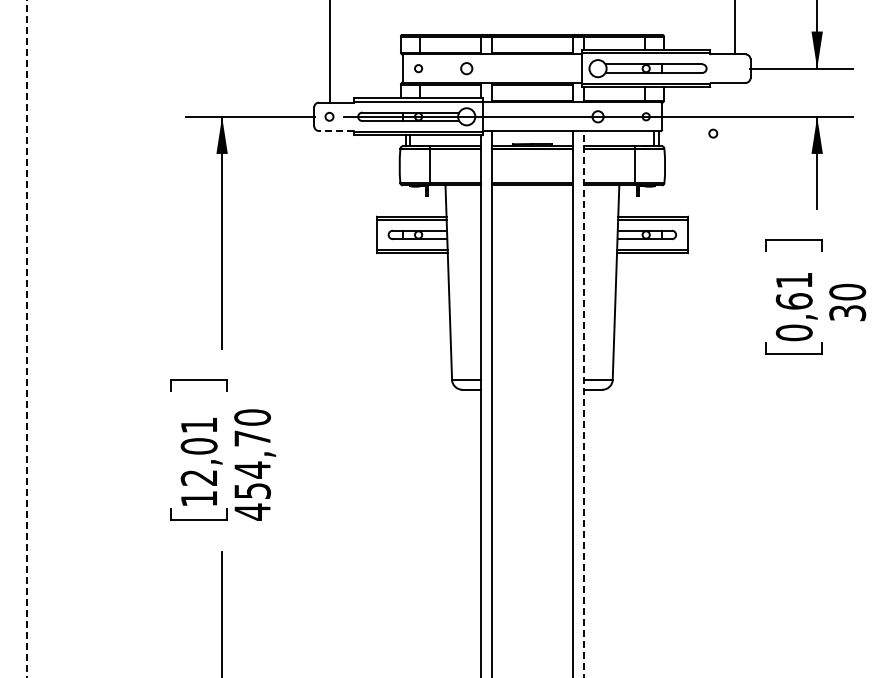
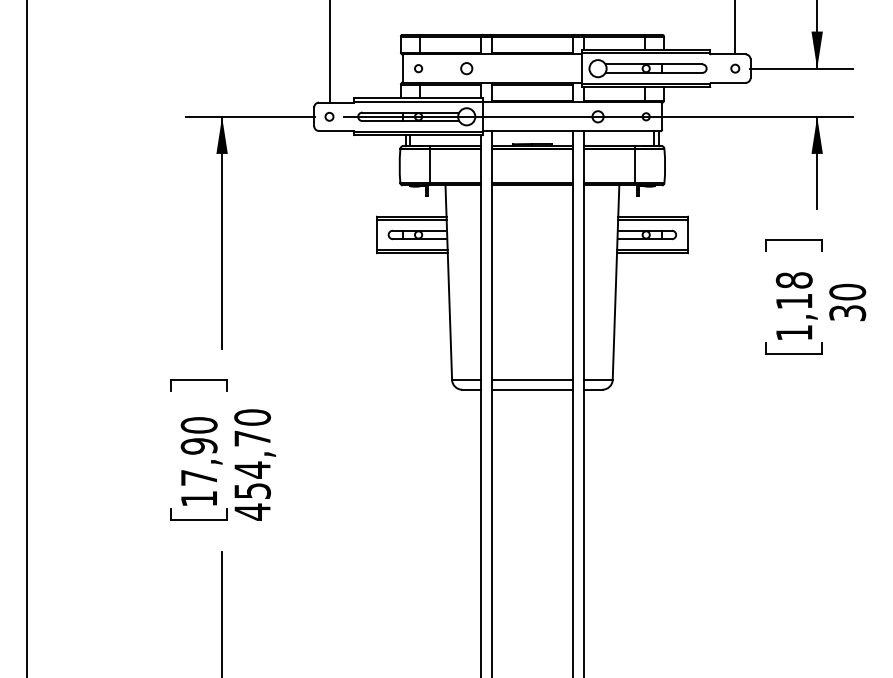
line: dashed -> solid (335, 131)
circle position: (713, 133) -> (735, 68) (735, 68)
text: 0,61 -> 1,18 (793, 306)
line: dashed -> solid (26, 338)
line: none -> present (532, 379)
line: none -> present (532, 389)
line: dashed -> solid (583, 404)
text: 12,01 -> 17,90 (198, 451)
